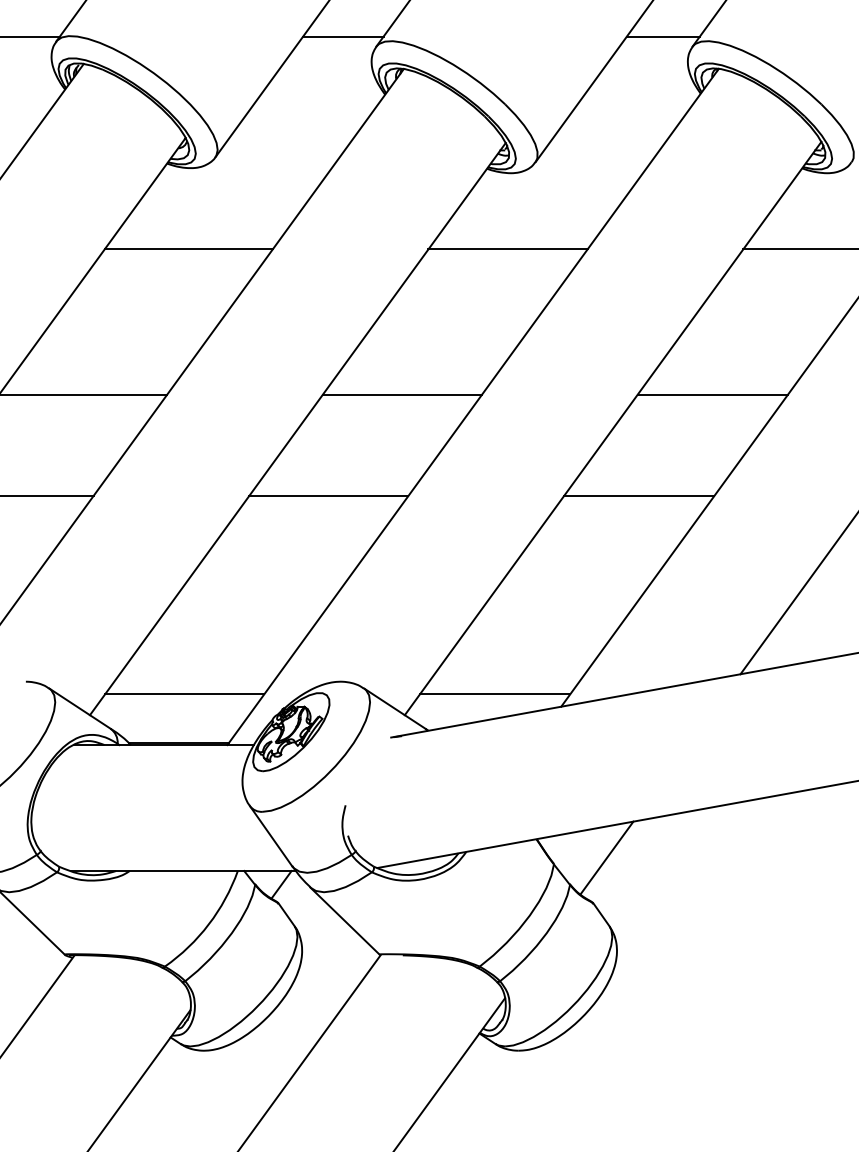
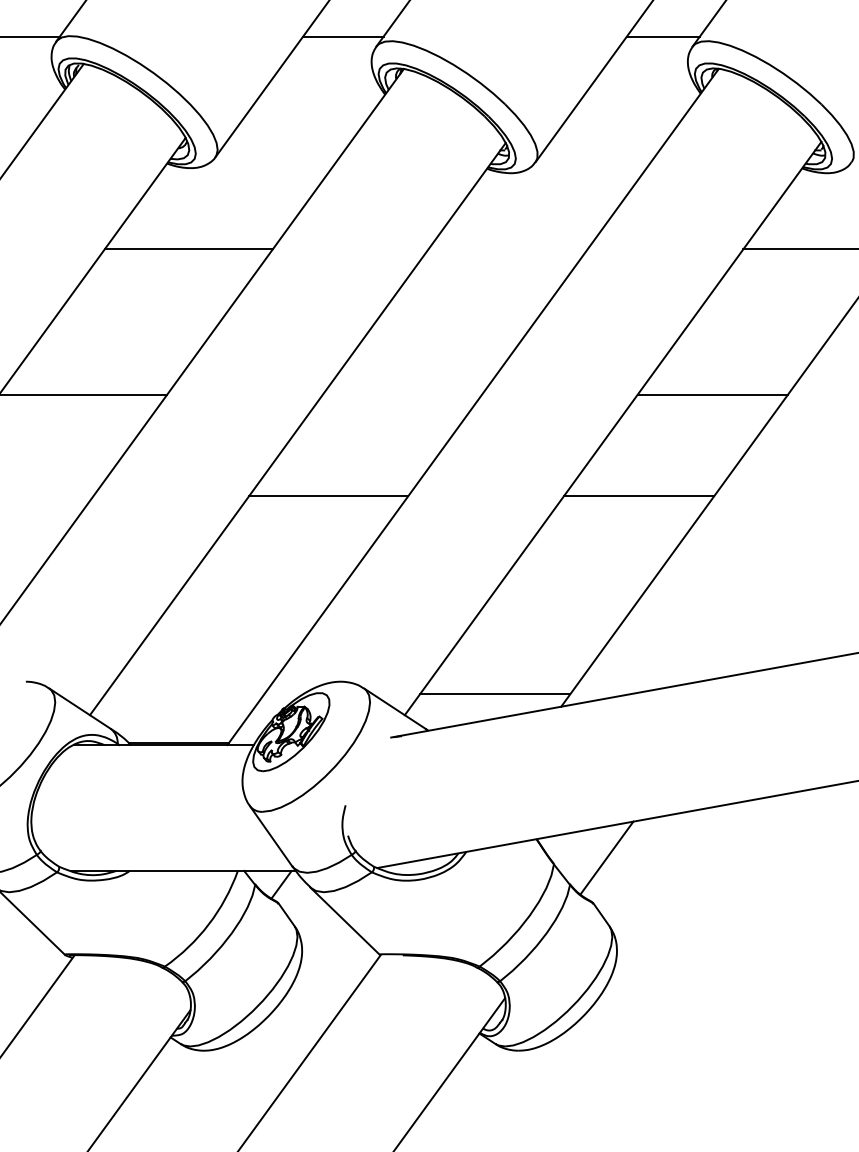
line: present -> none (507, 249)
line: present -> none (402, 394)
line: present -> none (47, 495)
line: present -> none (797, 594)
line: present -> none (184, 694)
